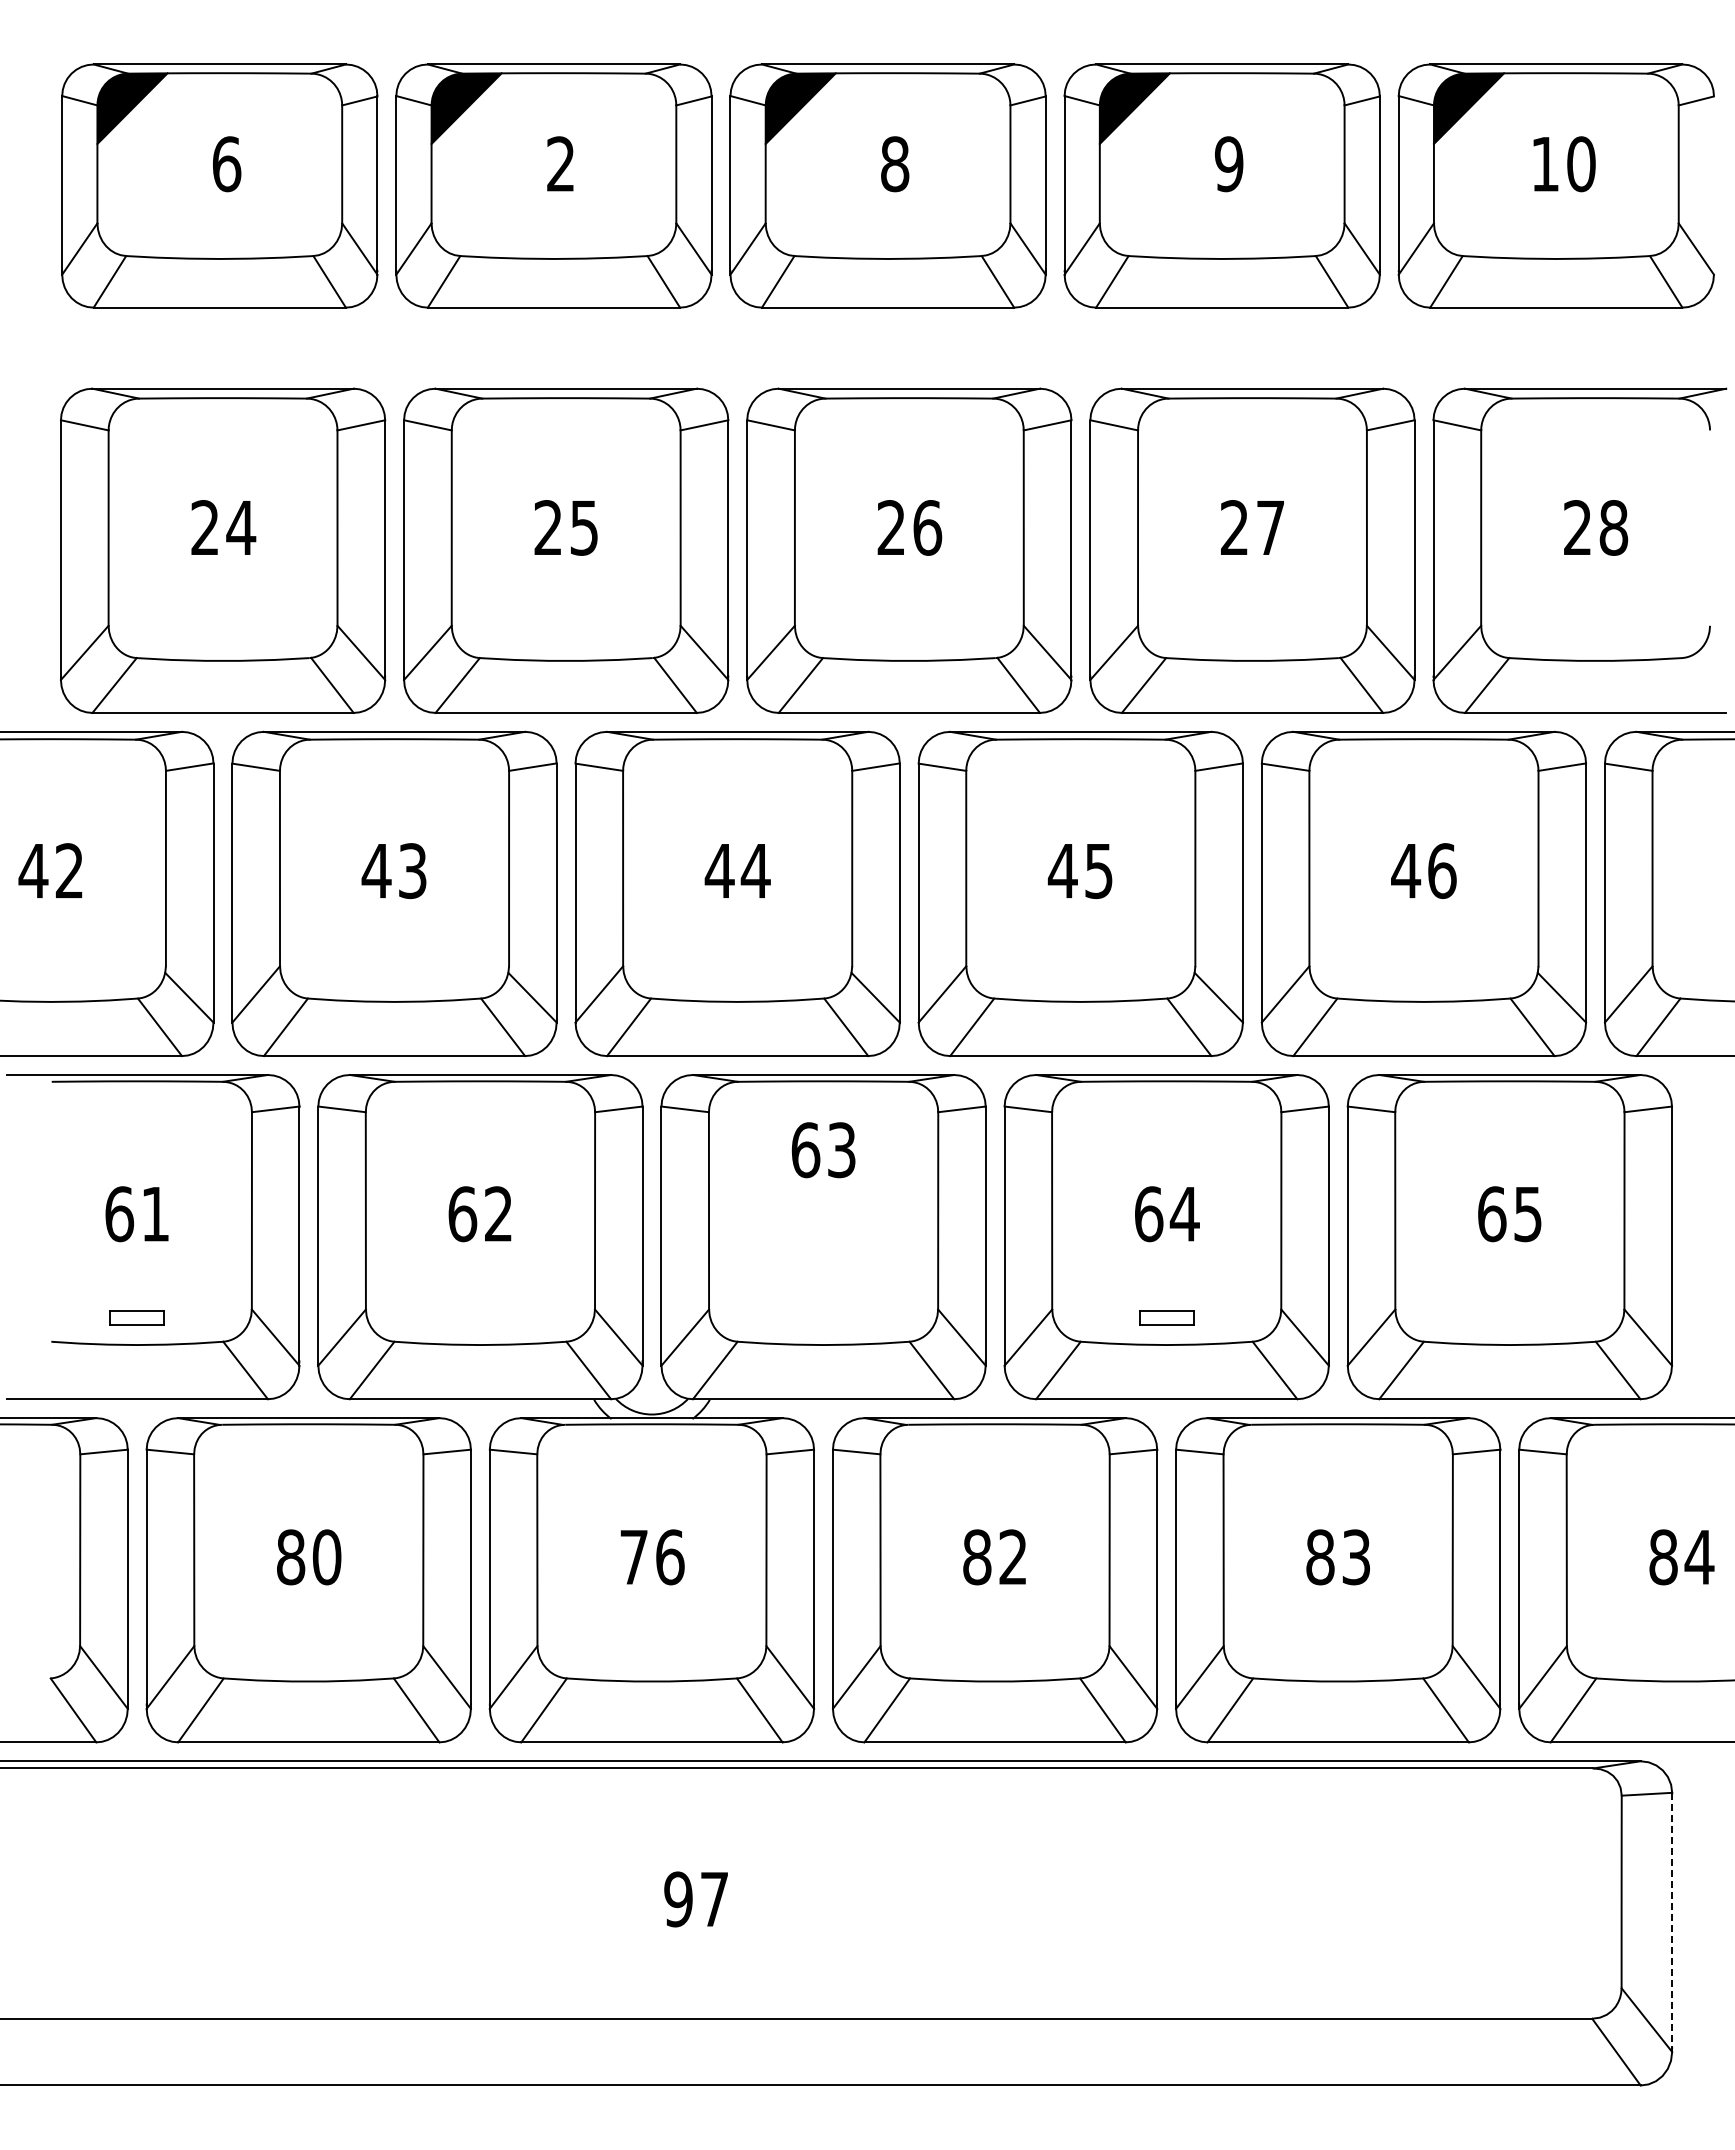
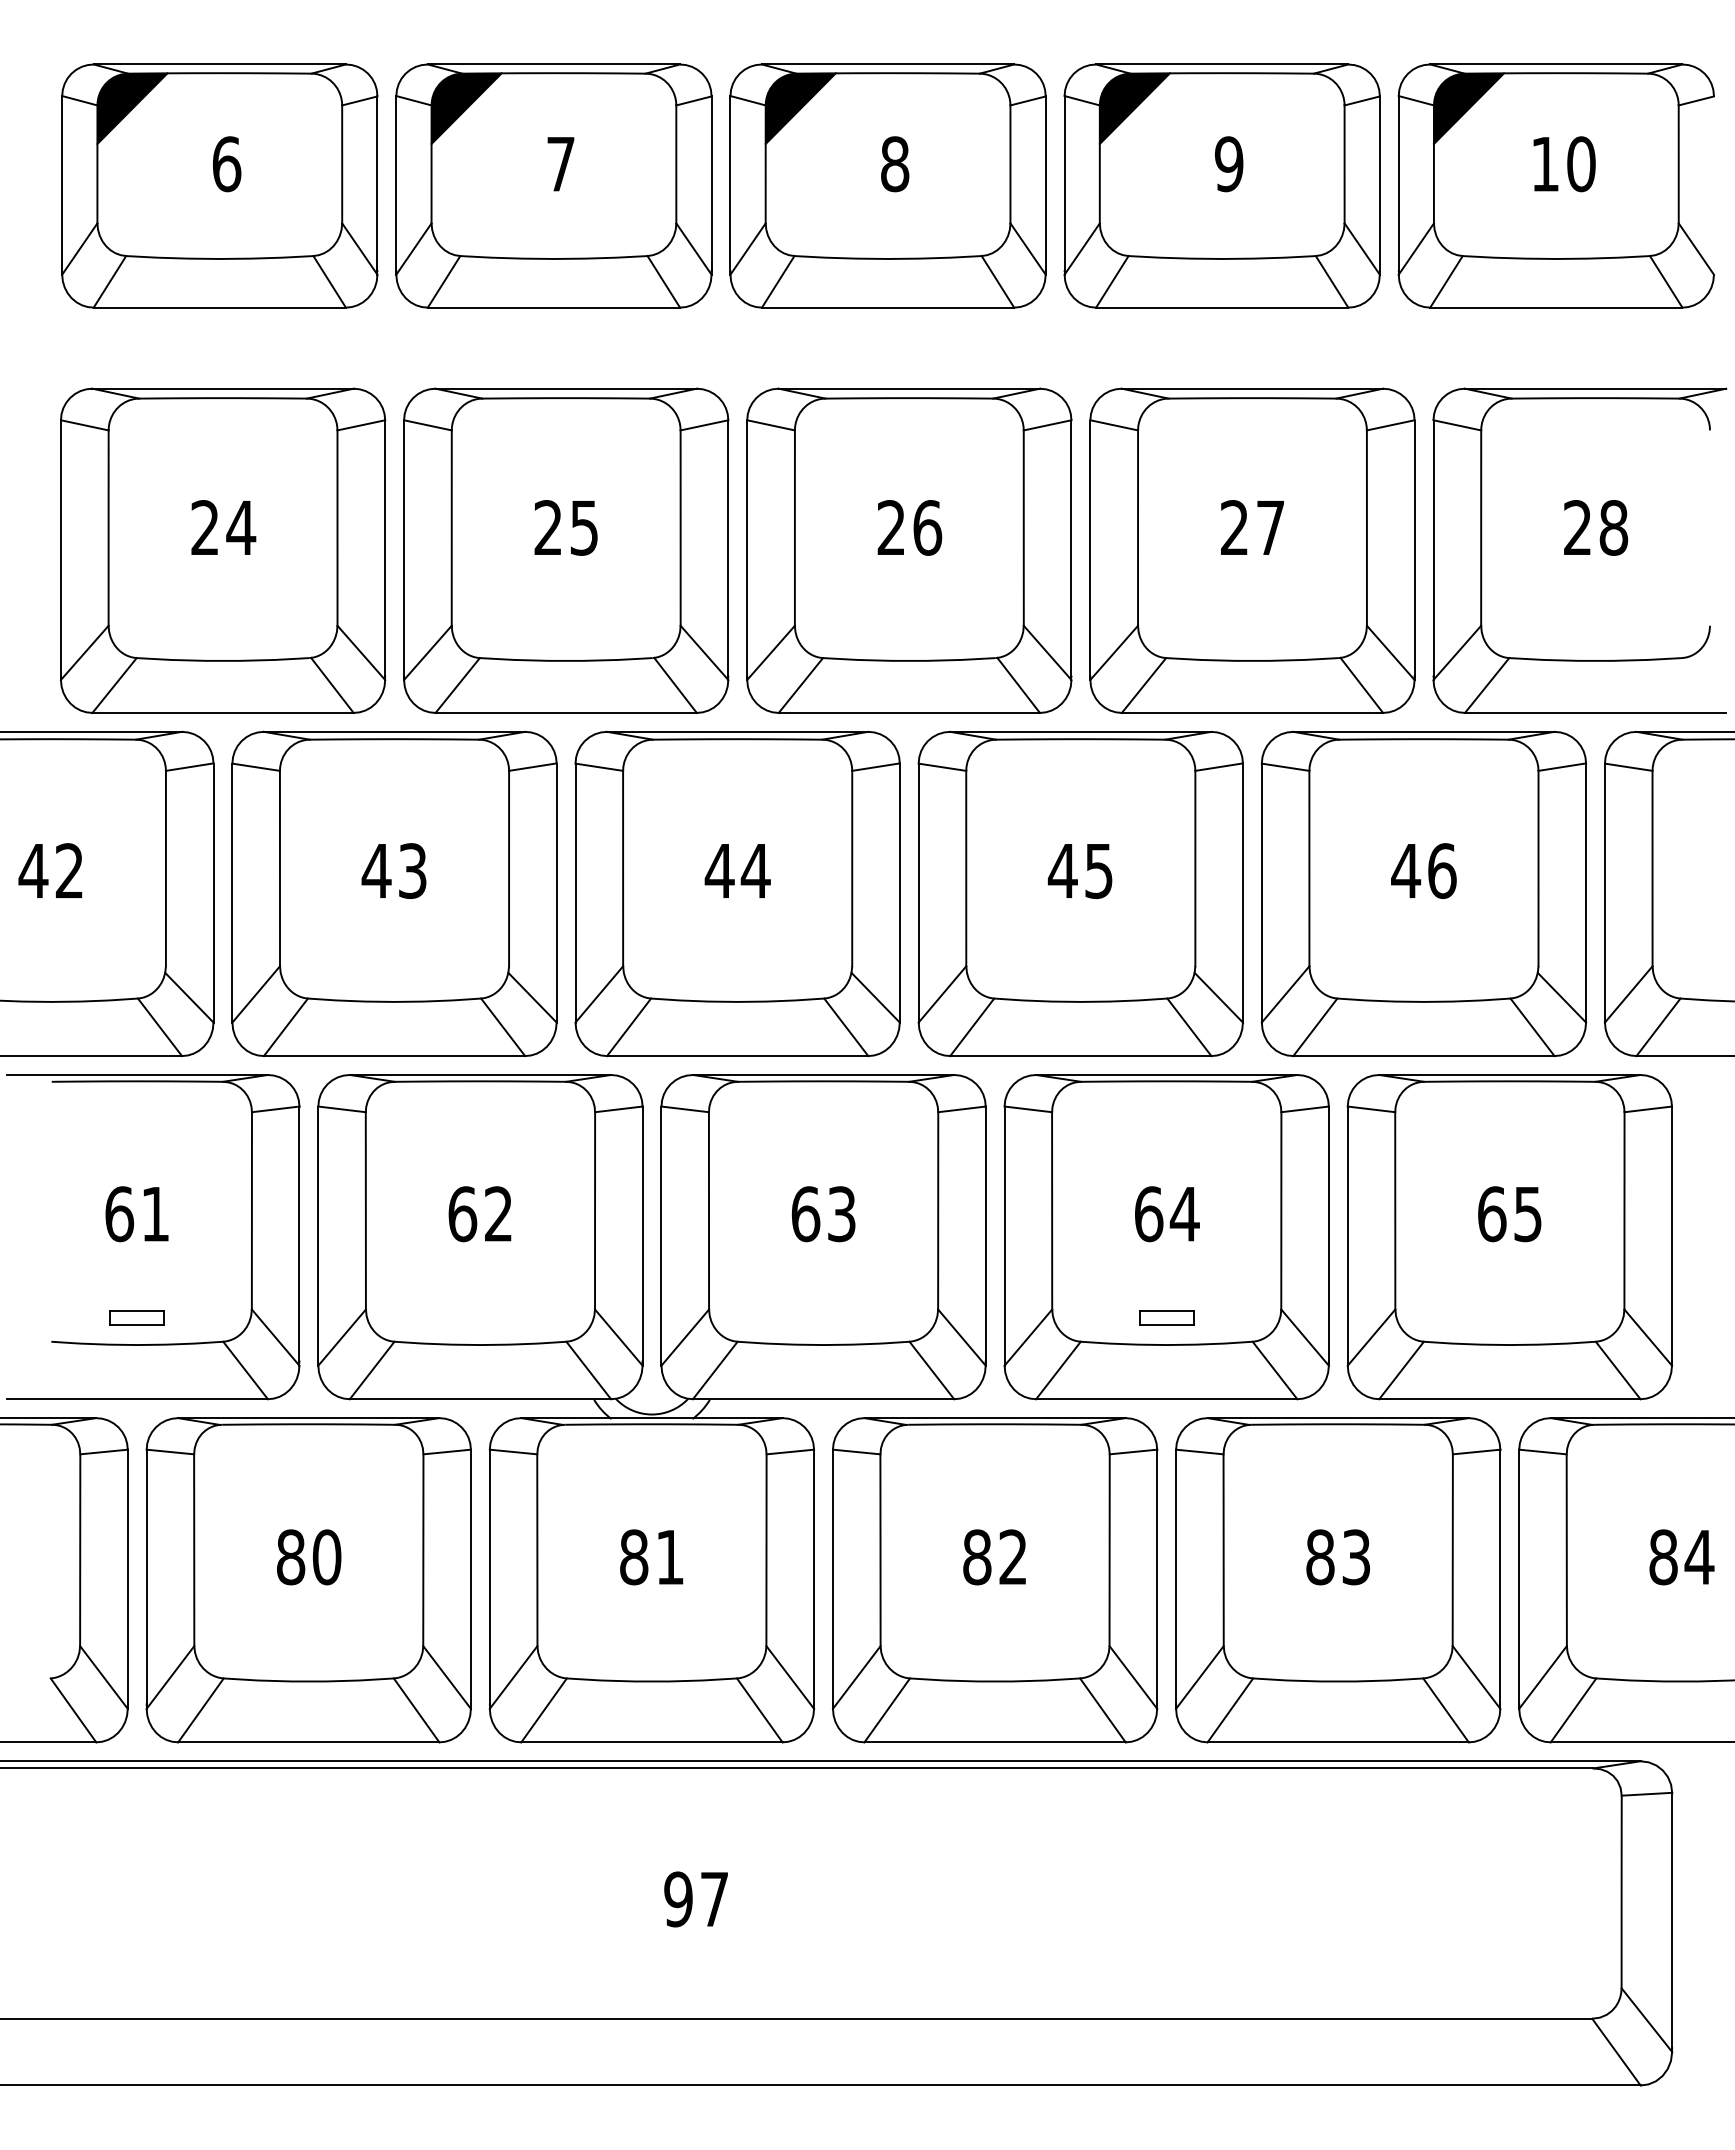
text: 2 -> 7 (560, 163)
text position: (823, 1150) -> (823, 1214) (823, 1214)
text: 76 -> 81 (652, 1557)
line: dashed -> solid (1672, 1923)
